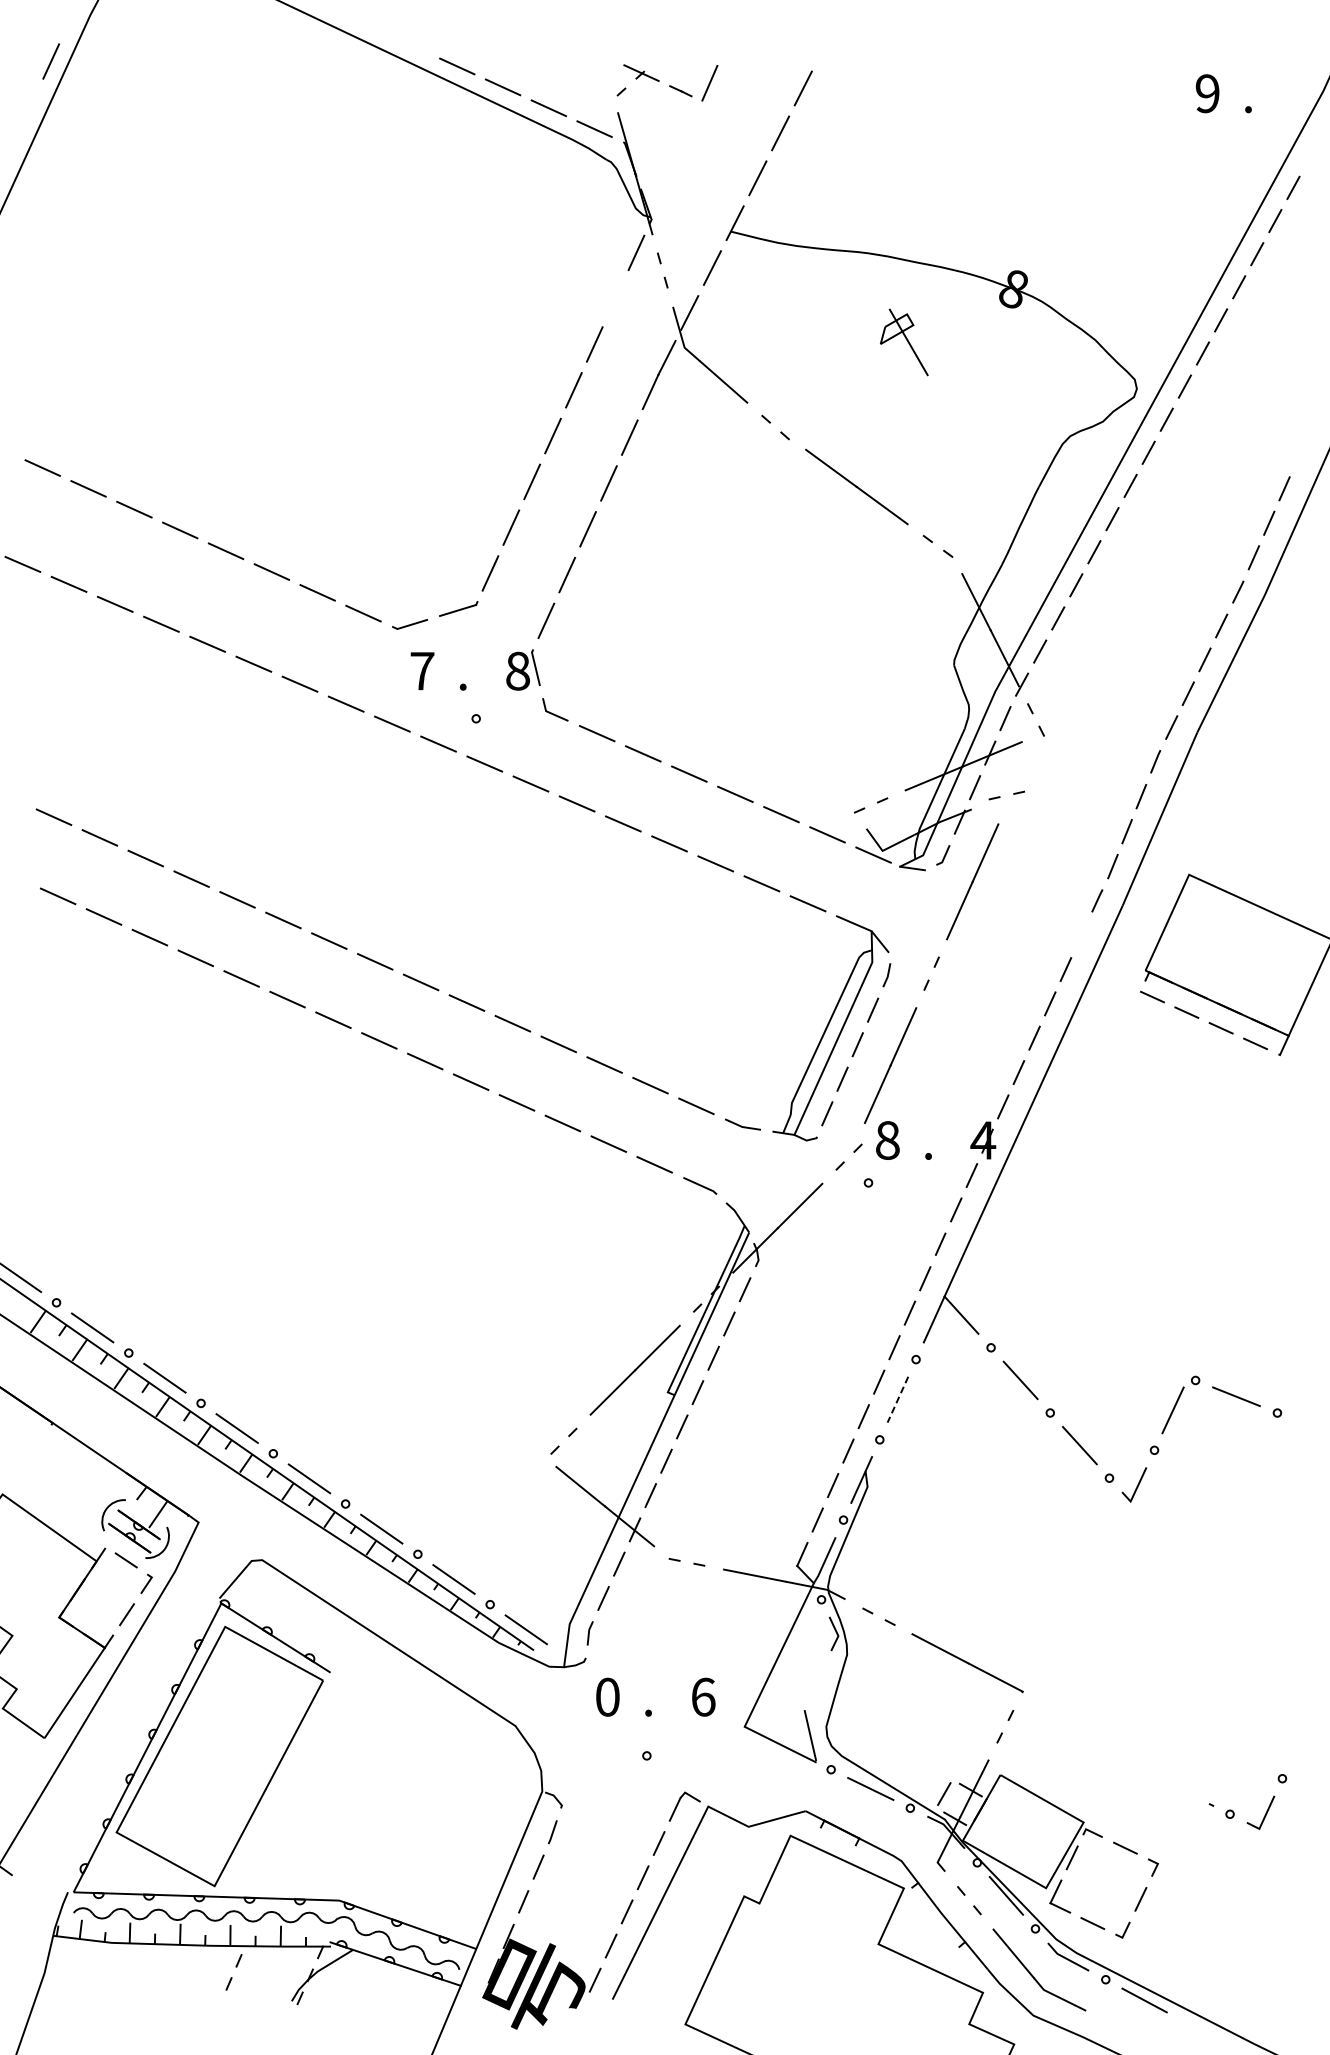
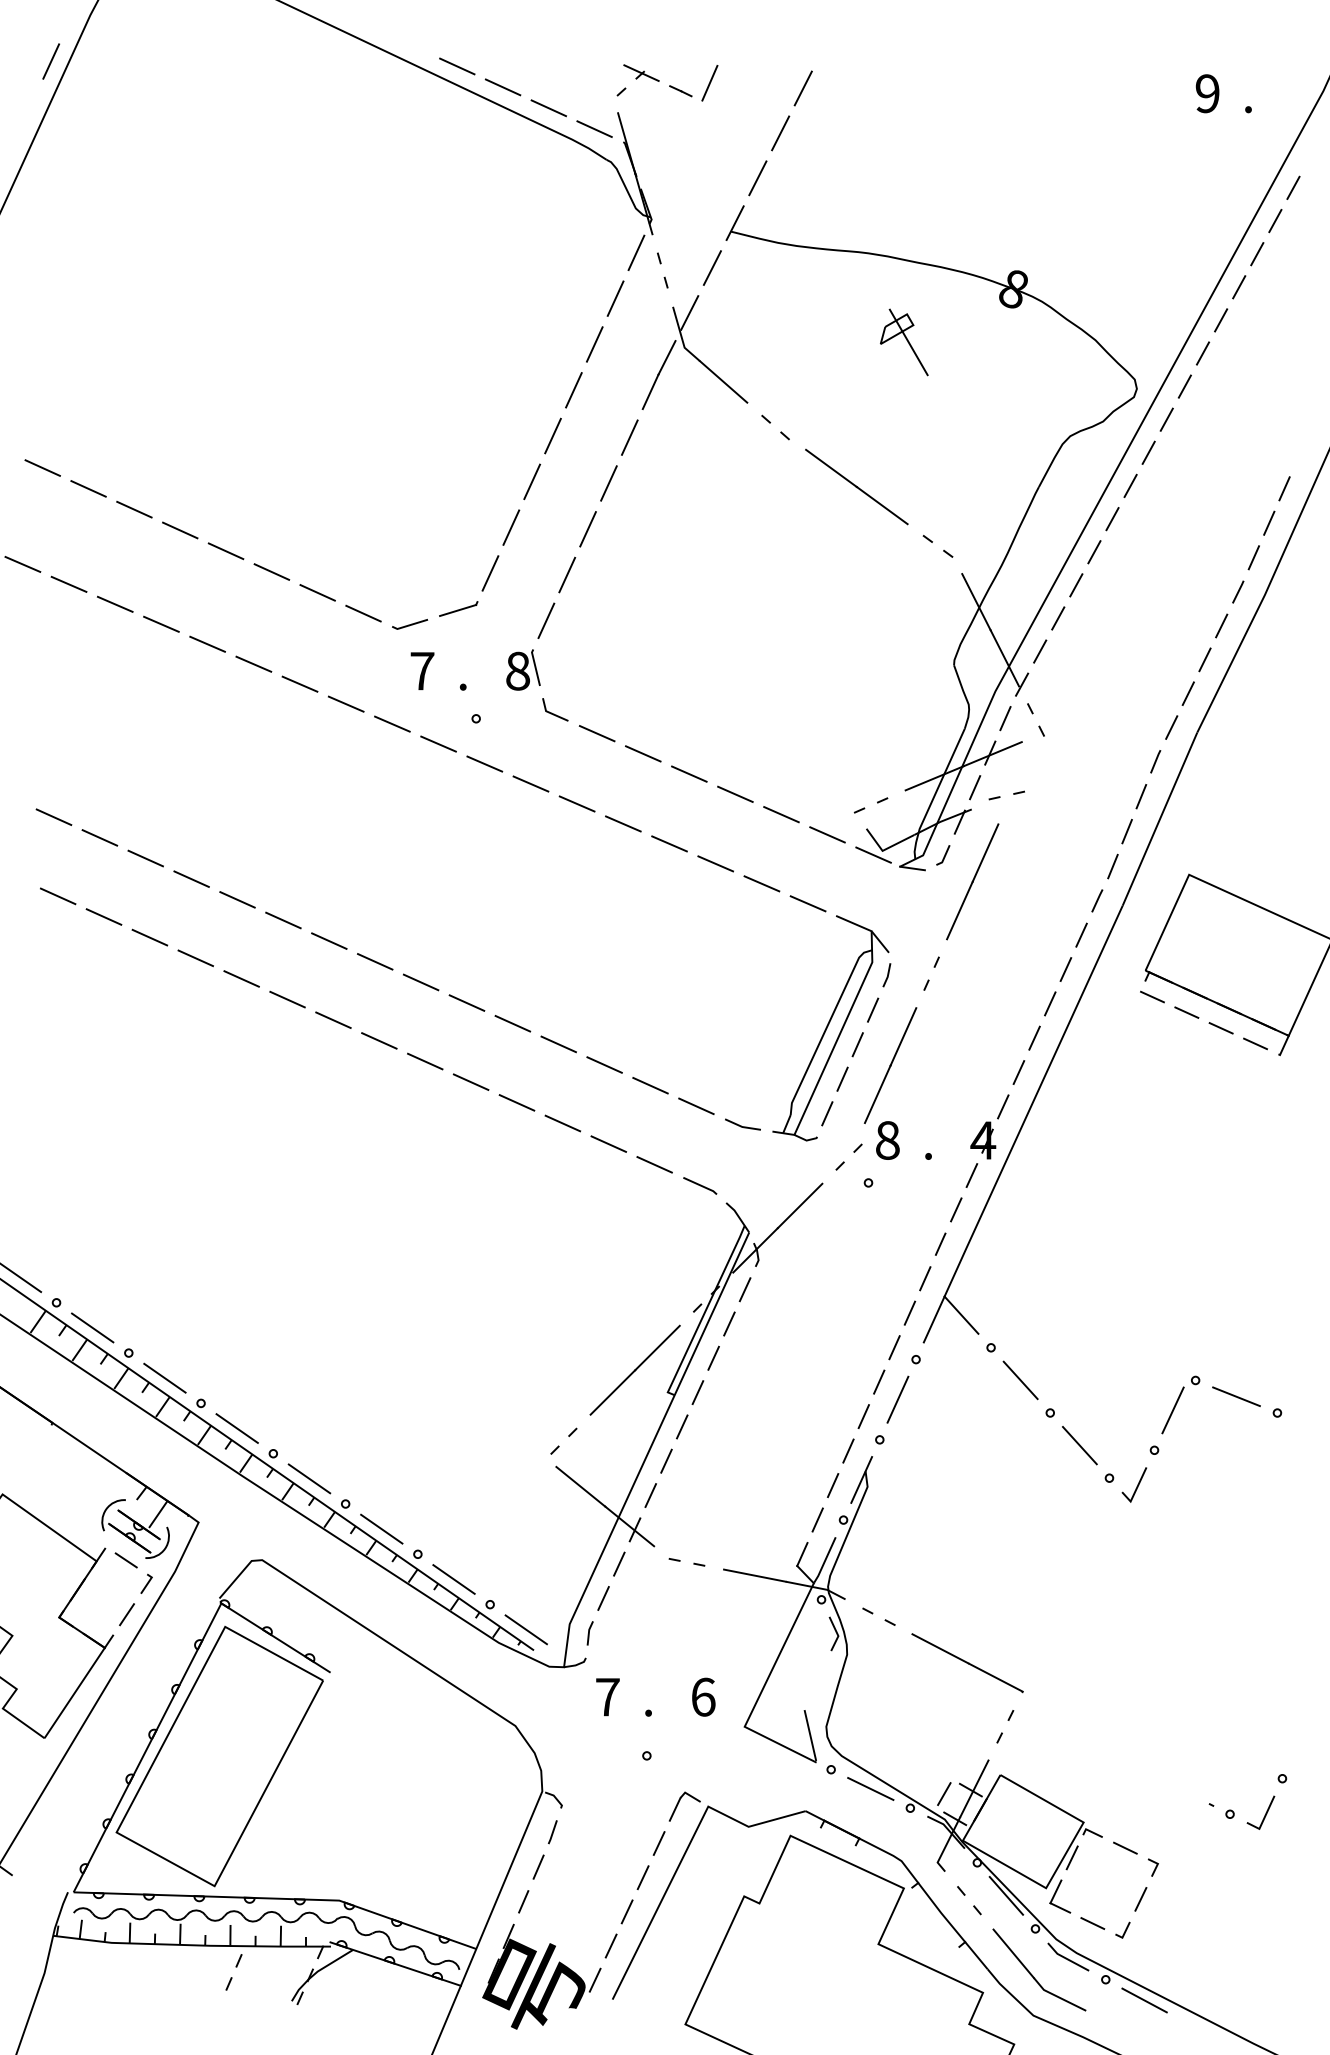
line: none -> present (615, 298)
line: none -> present (1081, 934)
line: dashed -> solid (897, 1400)
text: 0 -> 7 (607, 1696)
